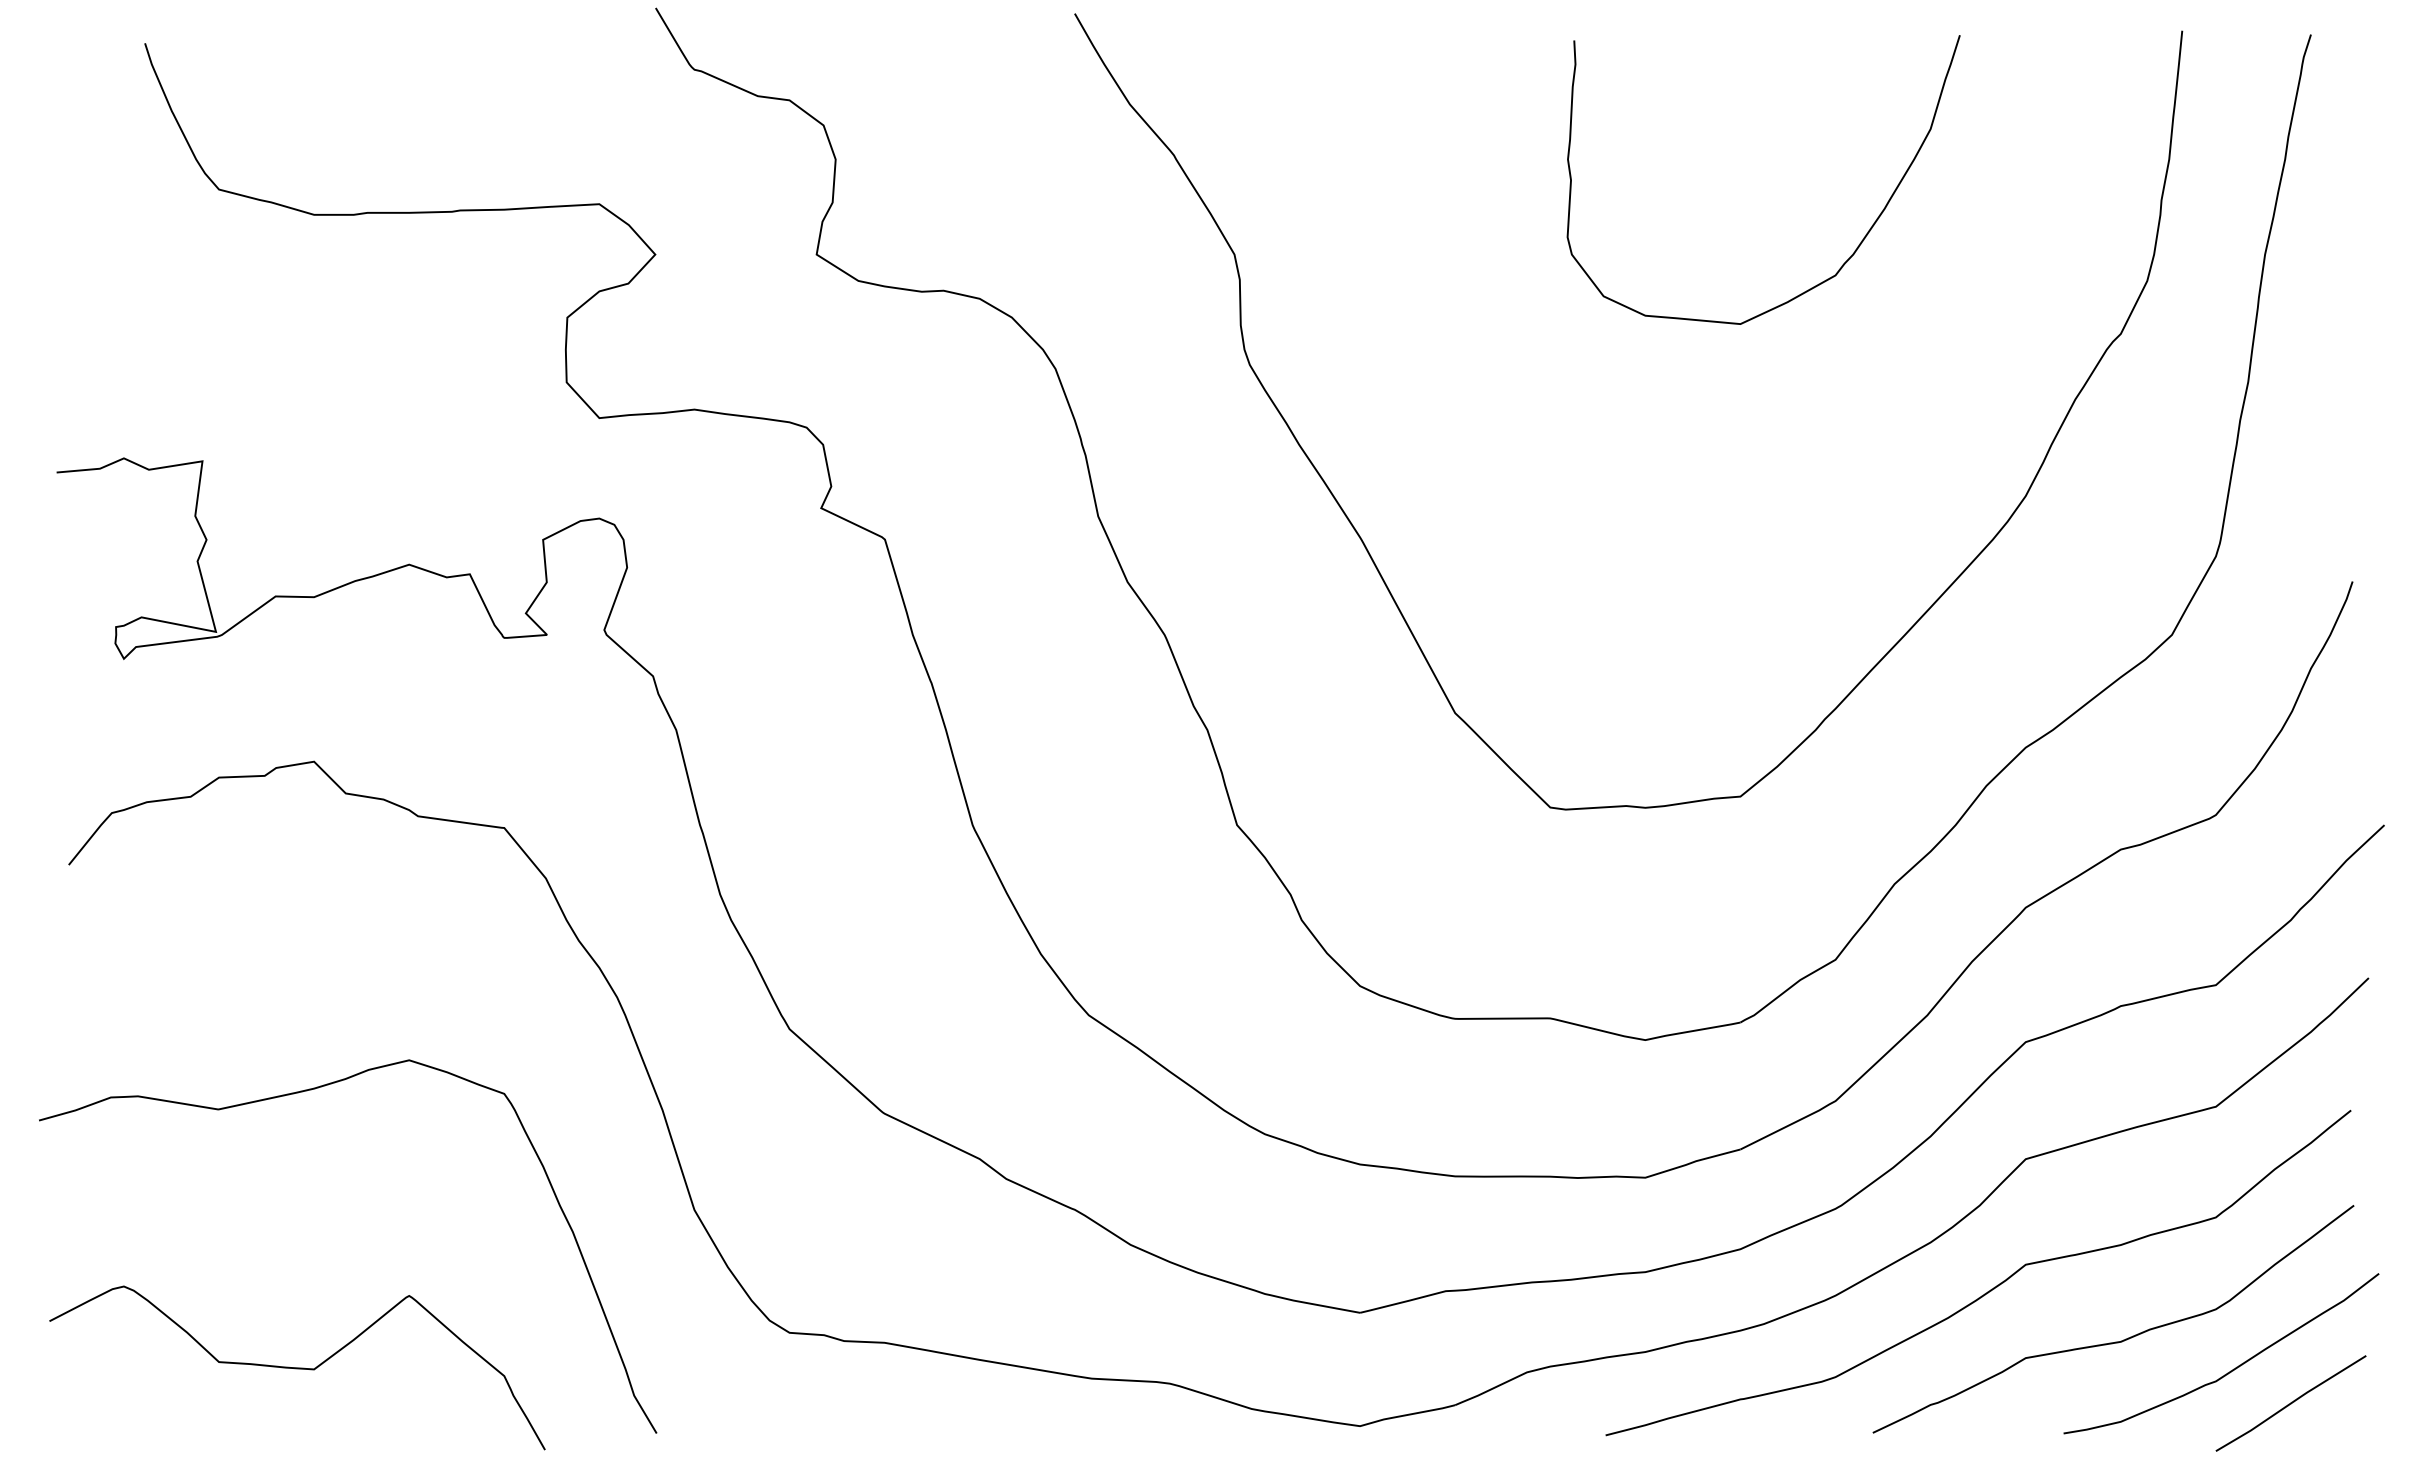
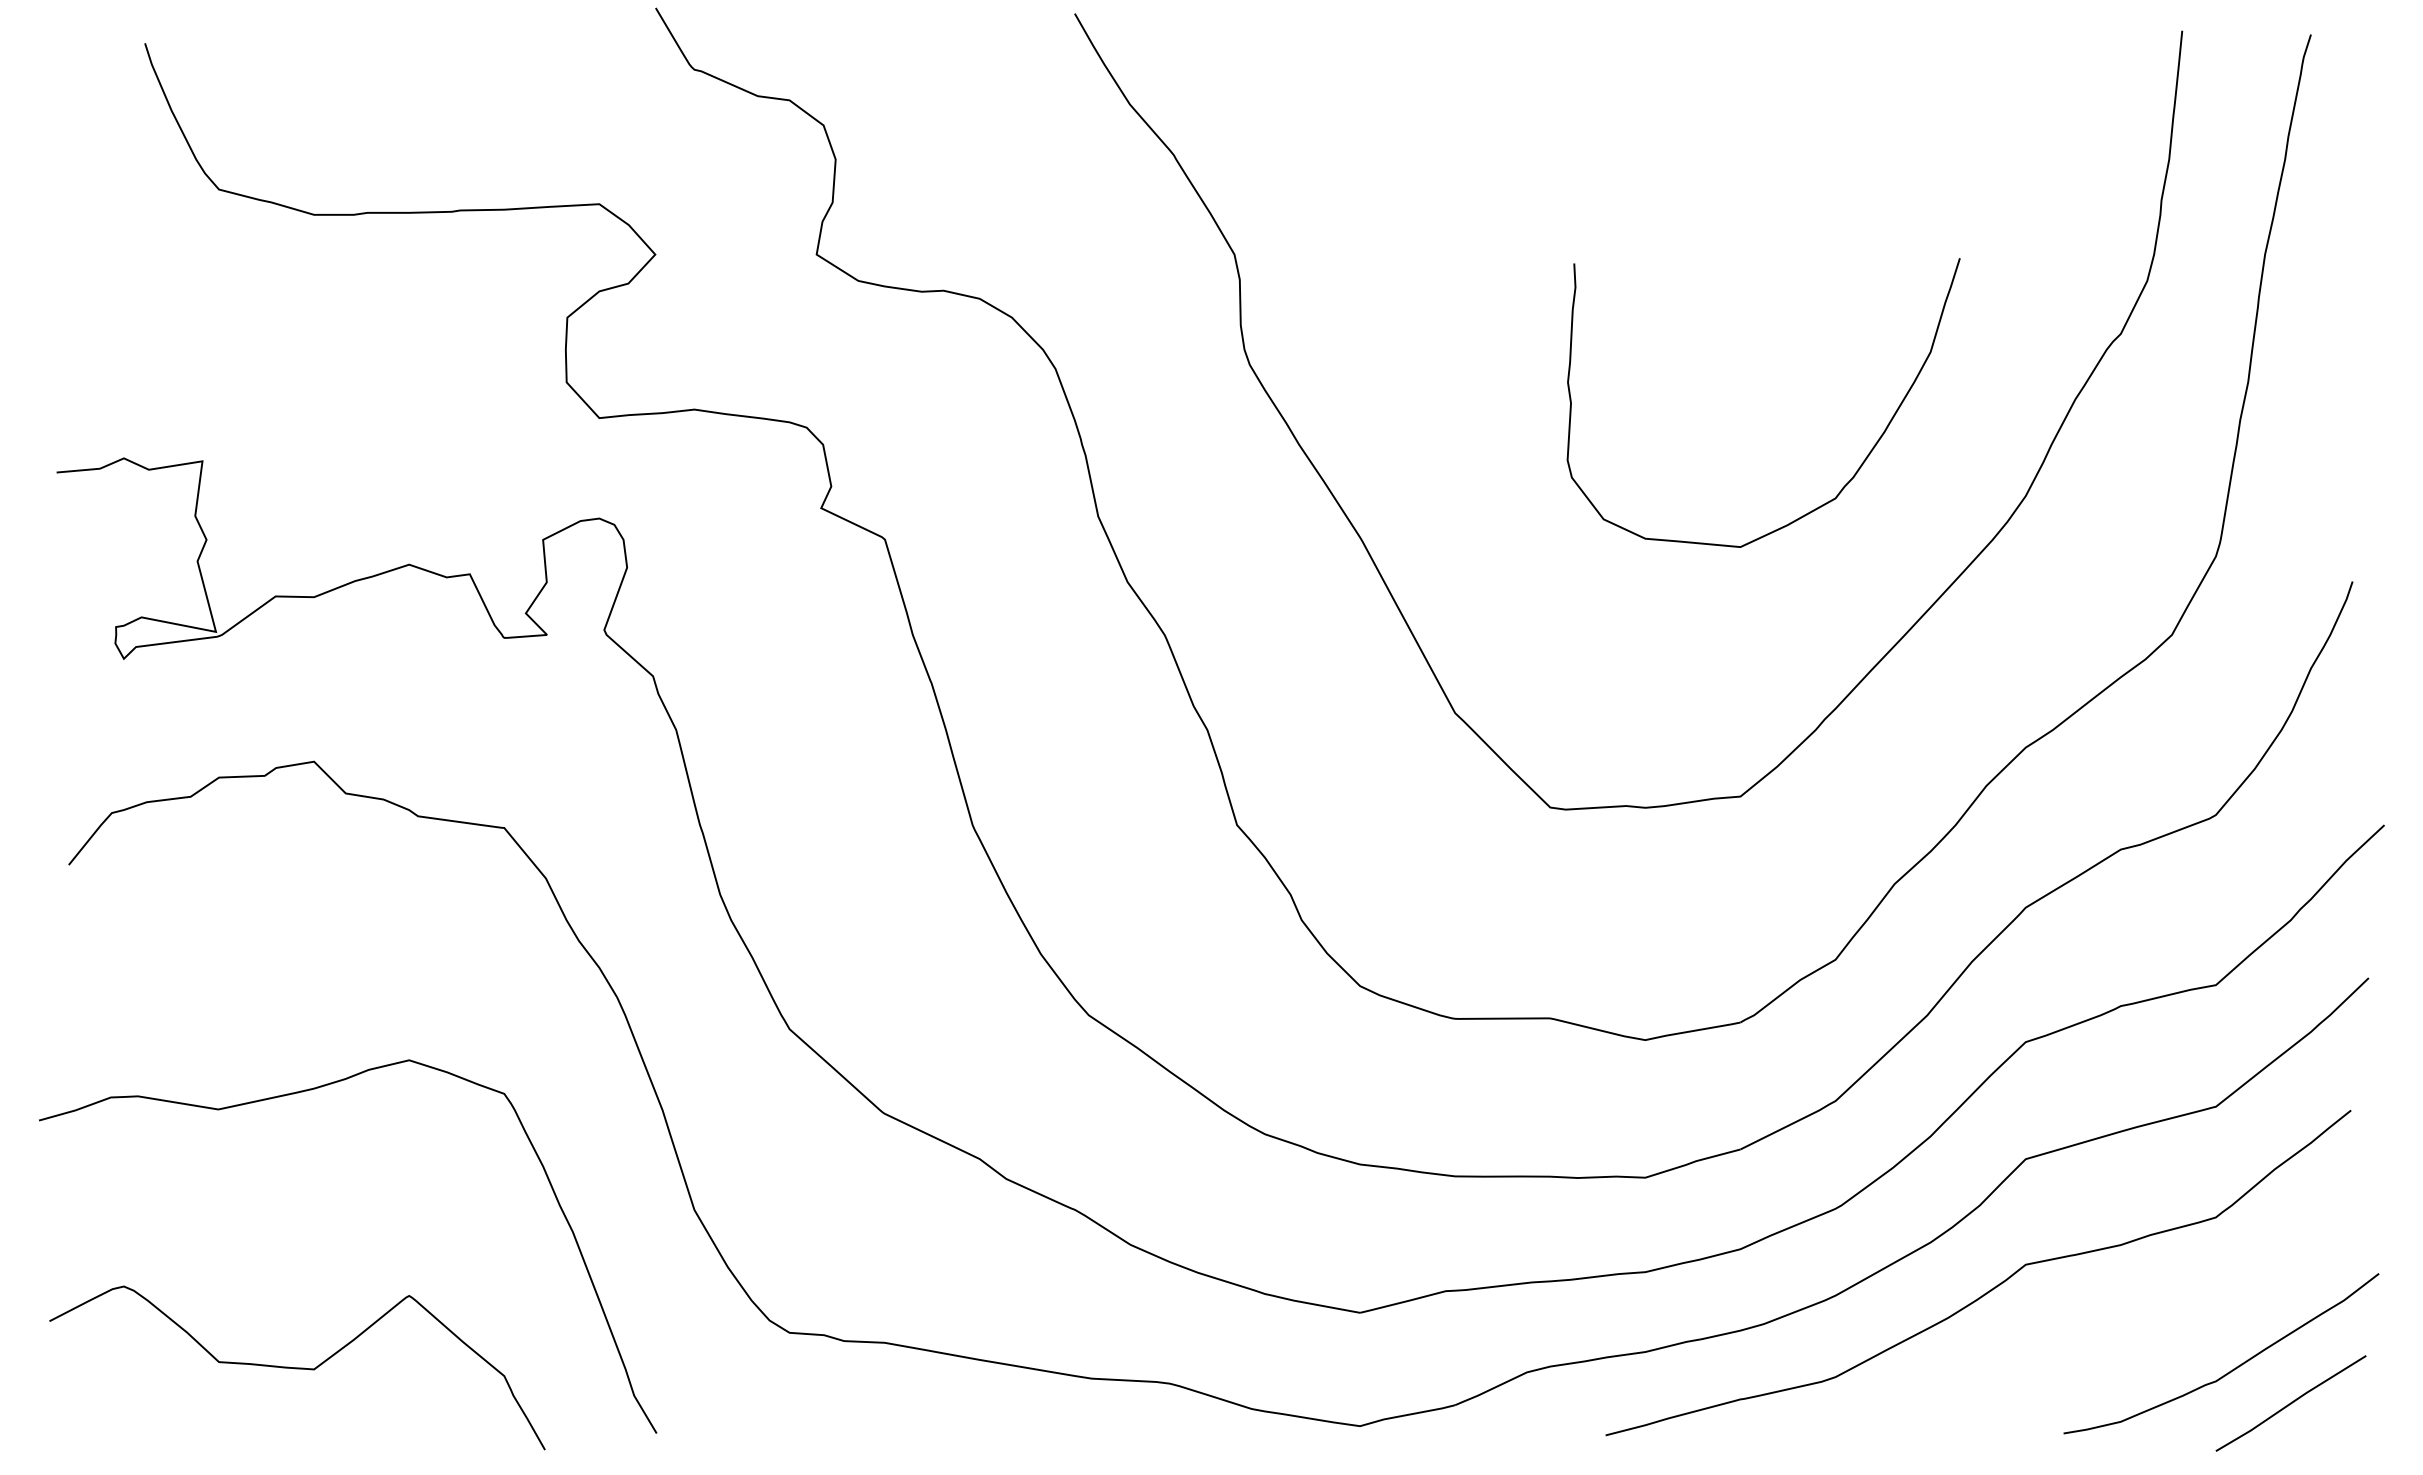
curve position: (1859, 243) -> (1859, 466) (1859, 466)
curve: present -> none (2115, 1341)
